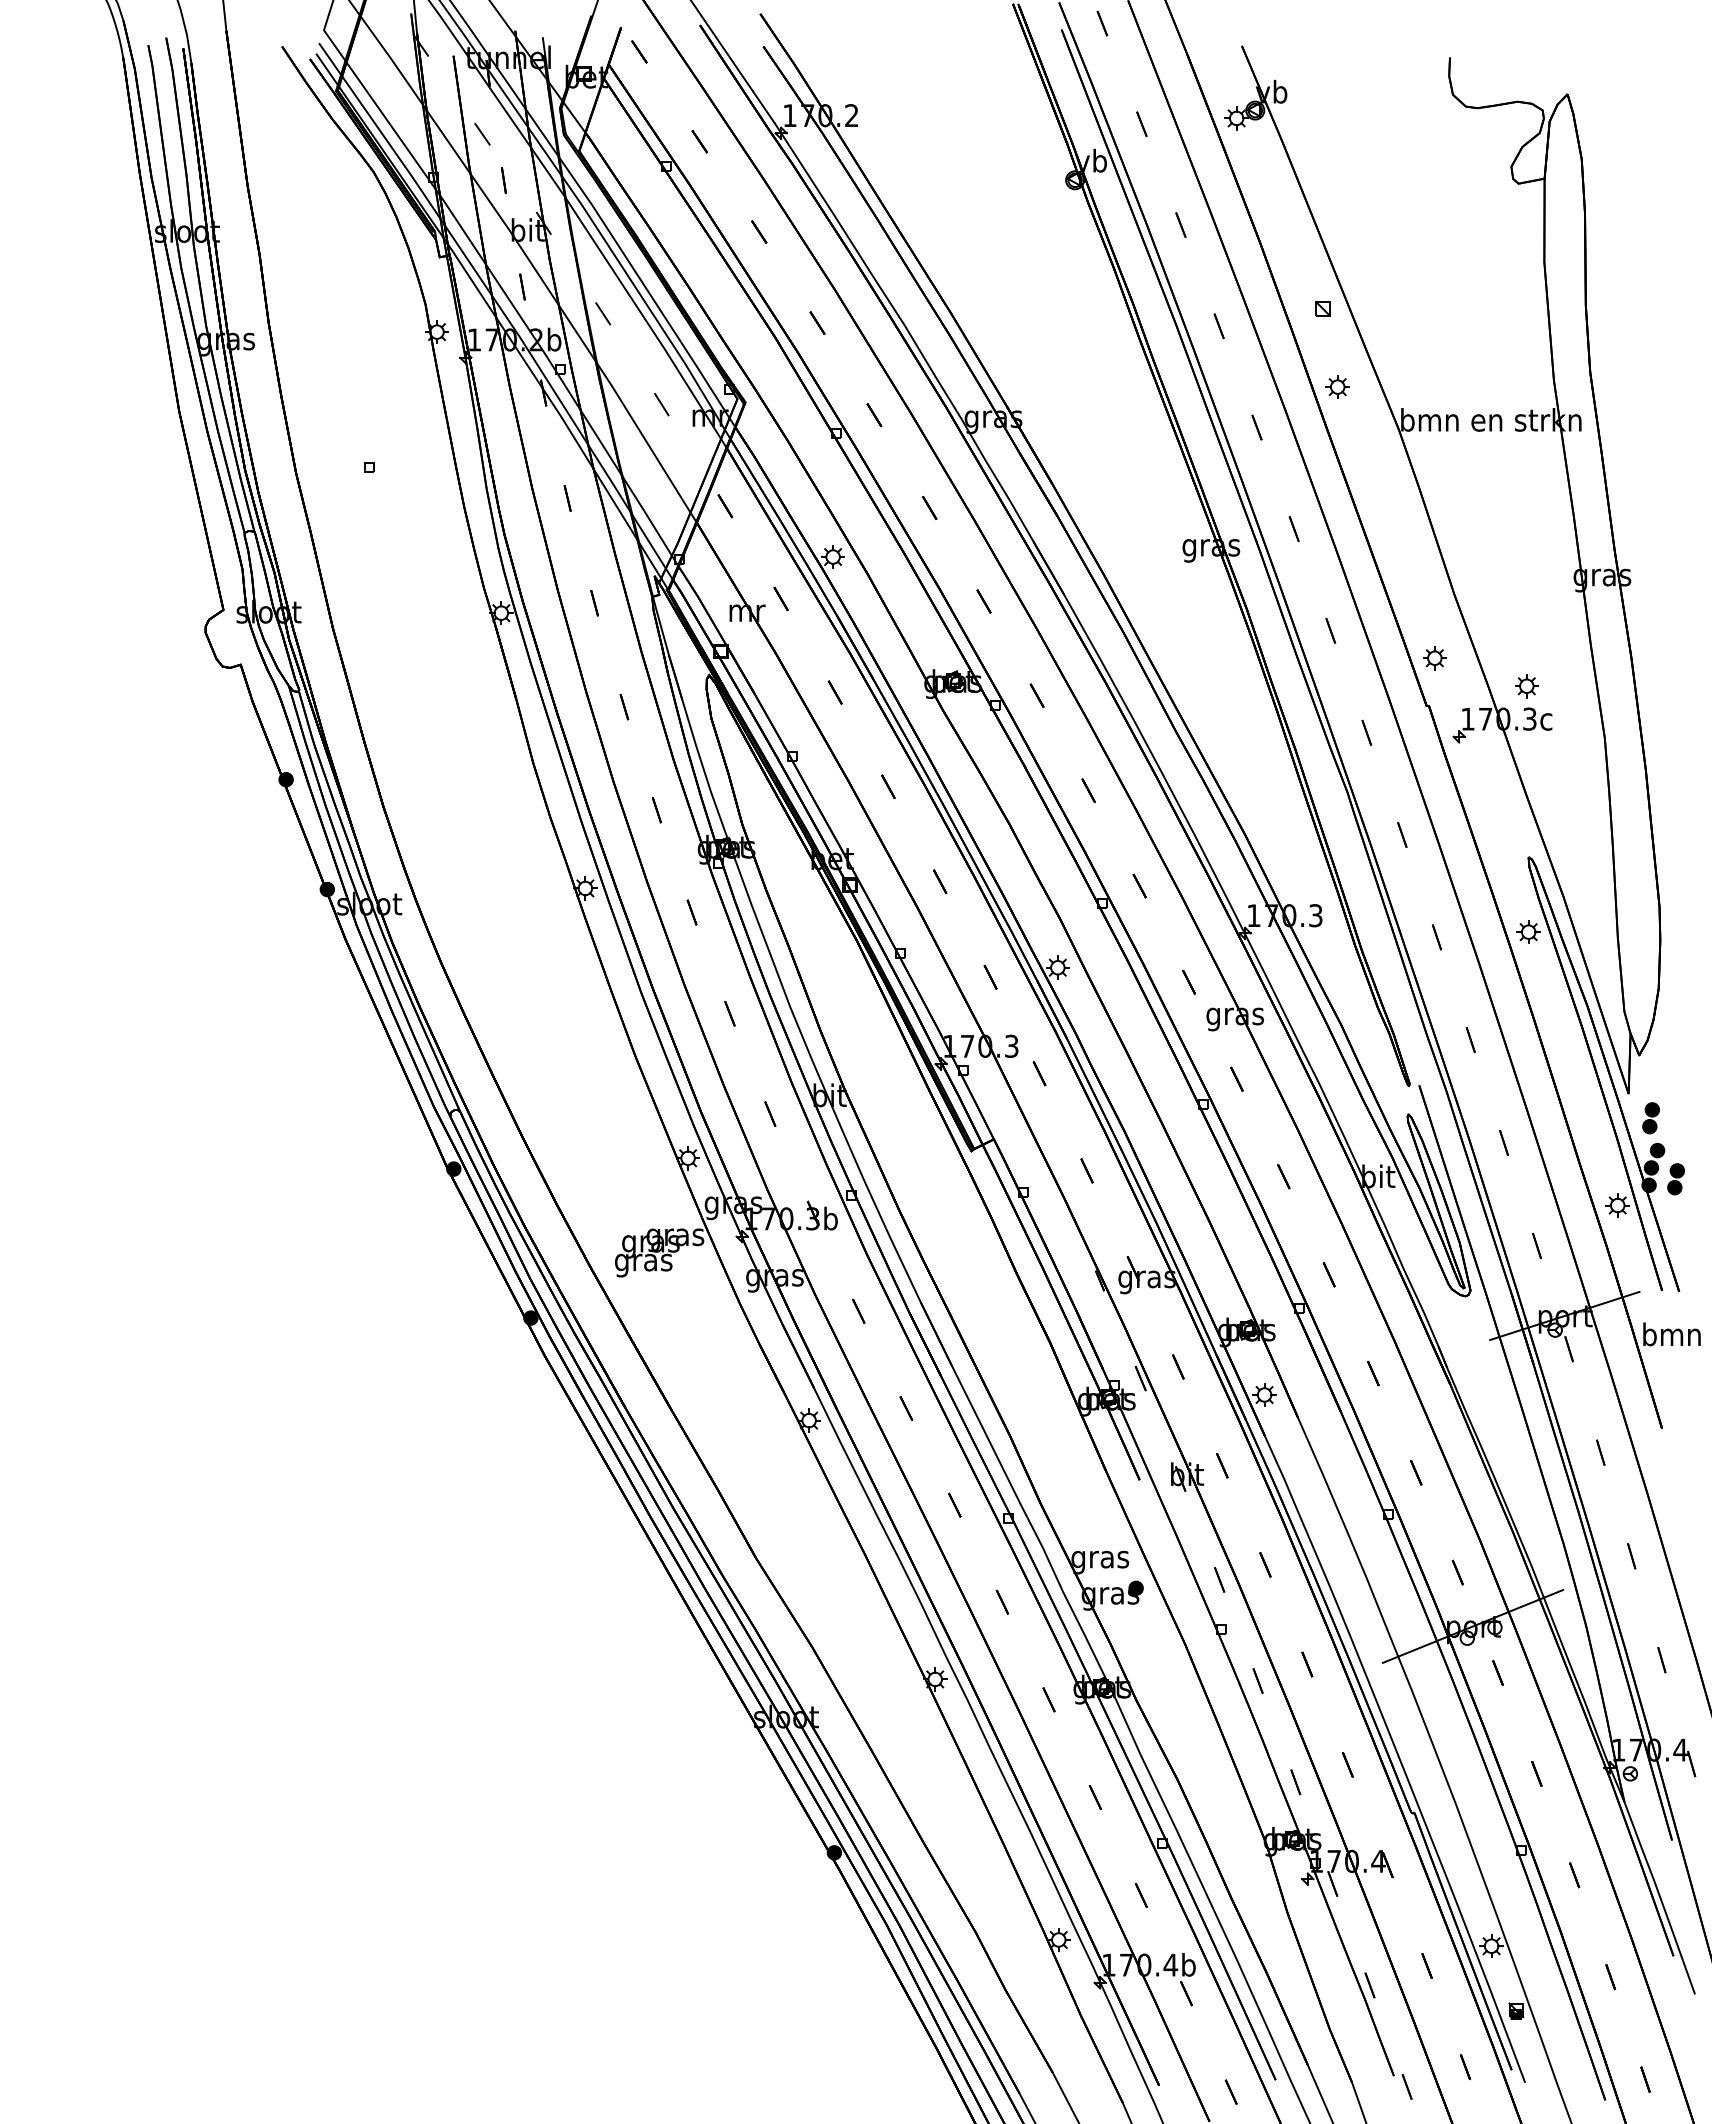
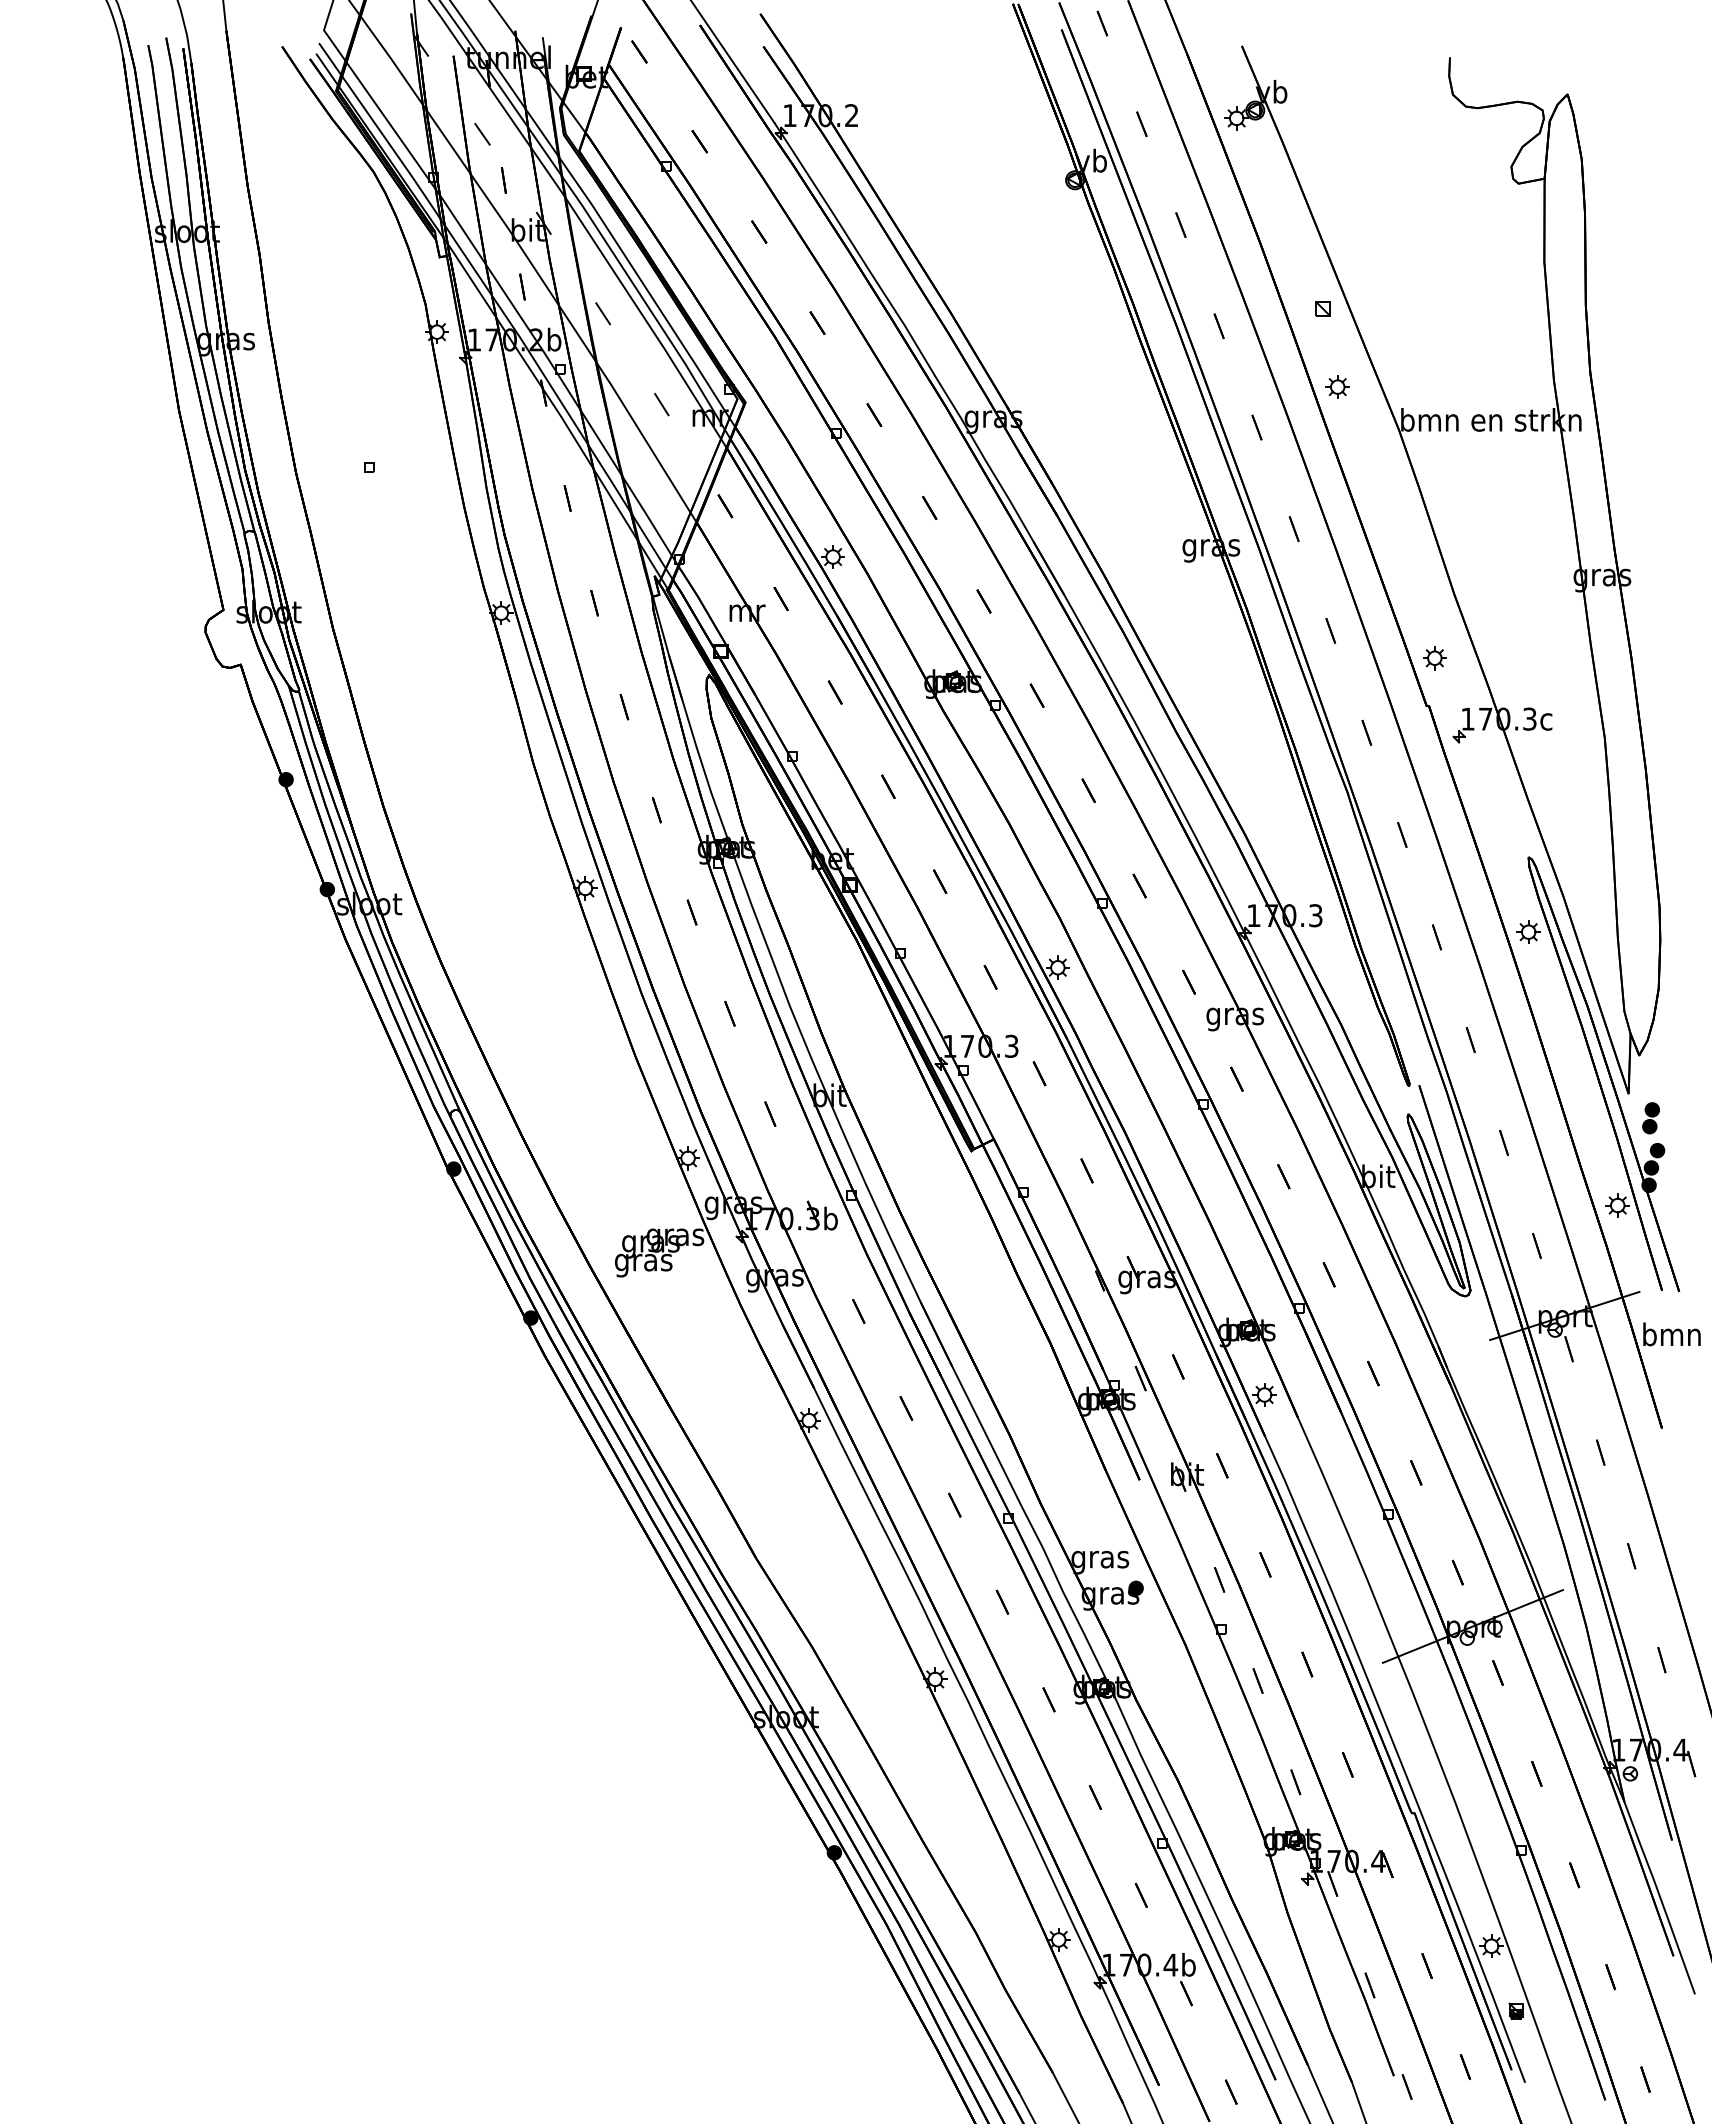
part: present -> none (1526, 686)
part: present -> none (1675, 1179)
